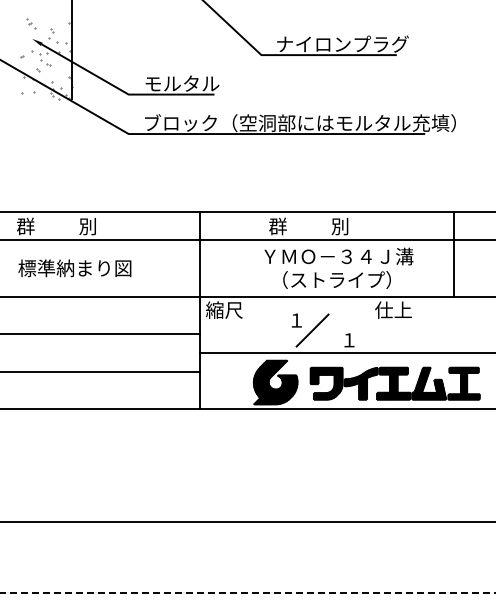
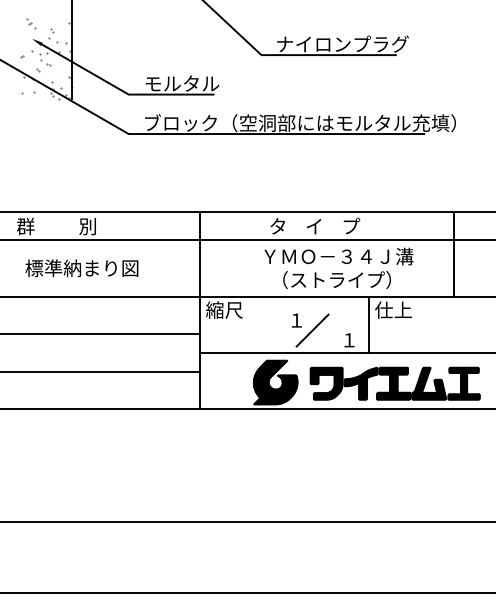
text: 群          別 -> タ    イ    プ (314, 226)
text position: (74, 268) -> (81, 268) (81, 268)
line: none -> present (368, 324)
line: dashed -> solid (248, 592)
